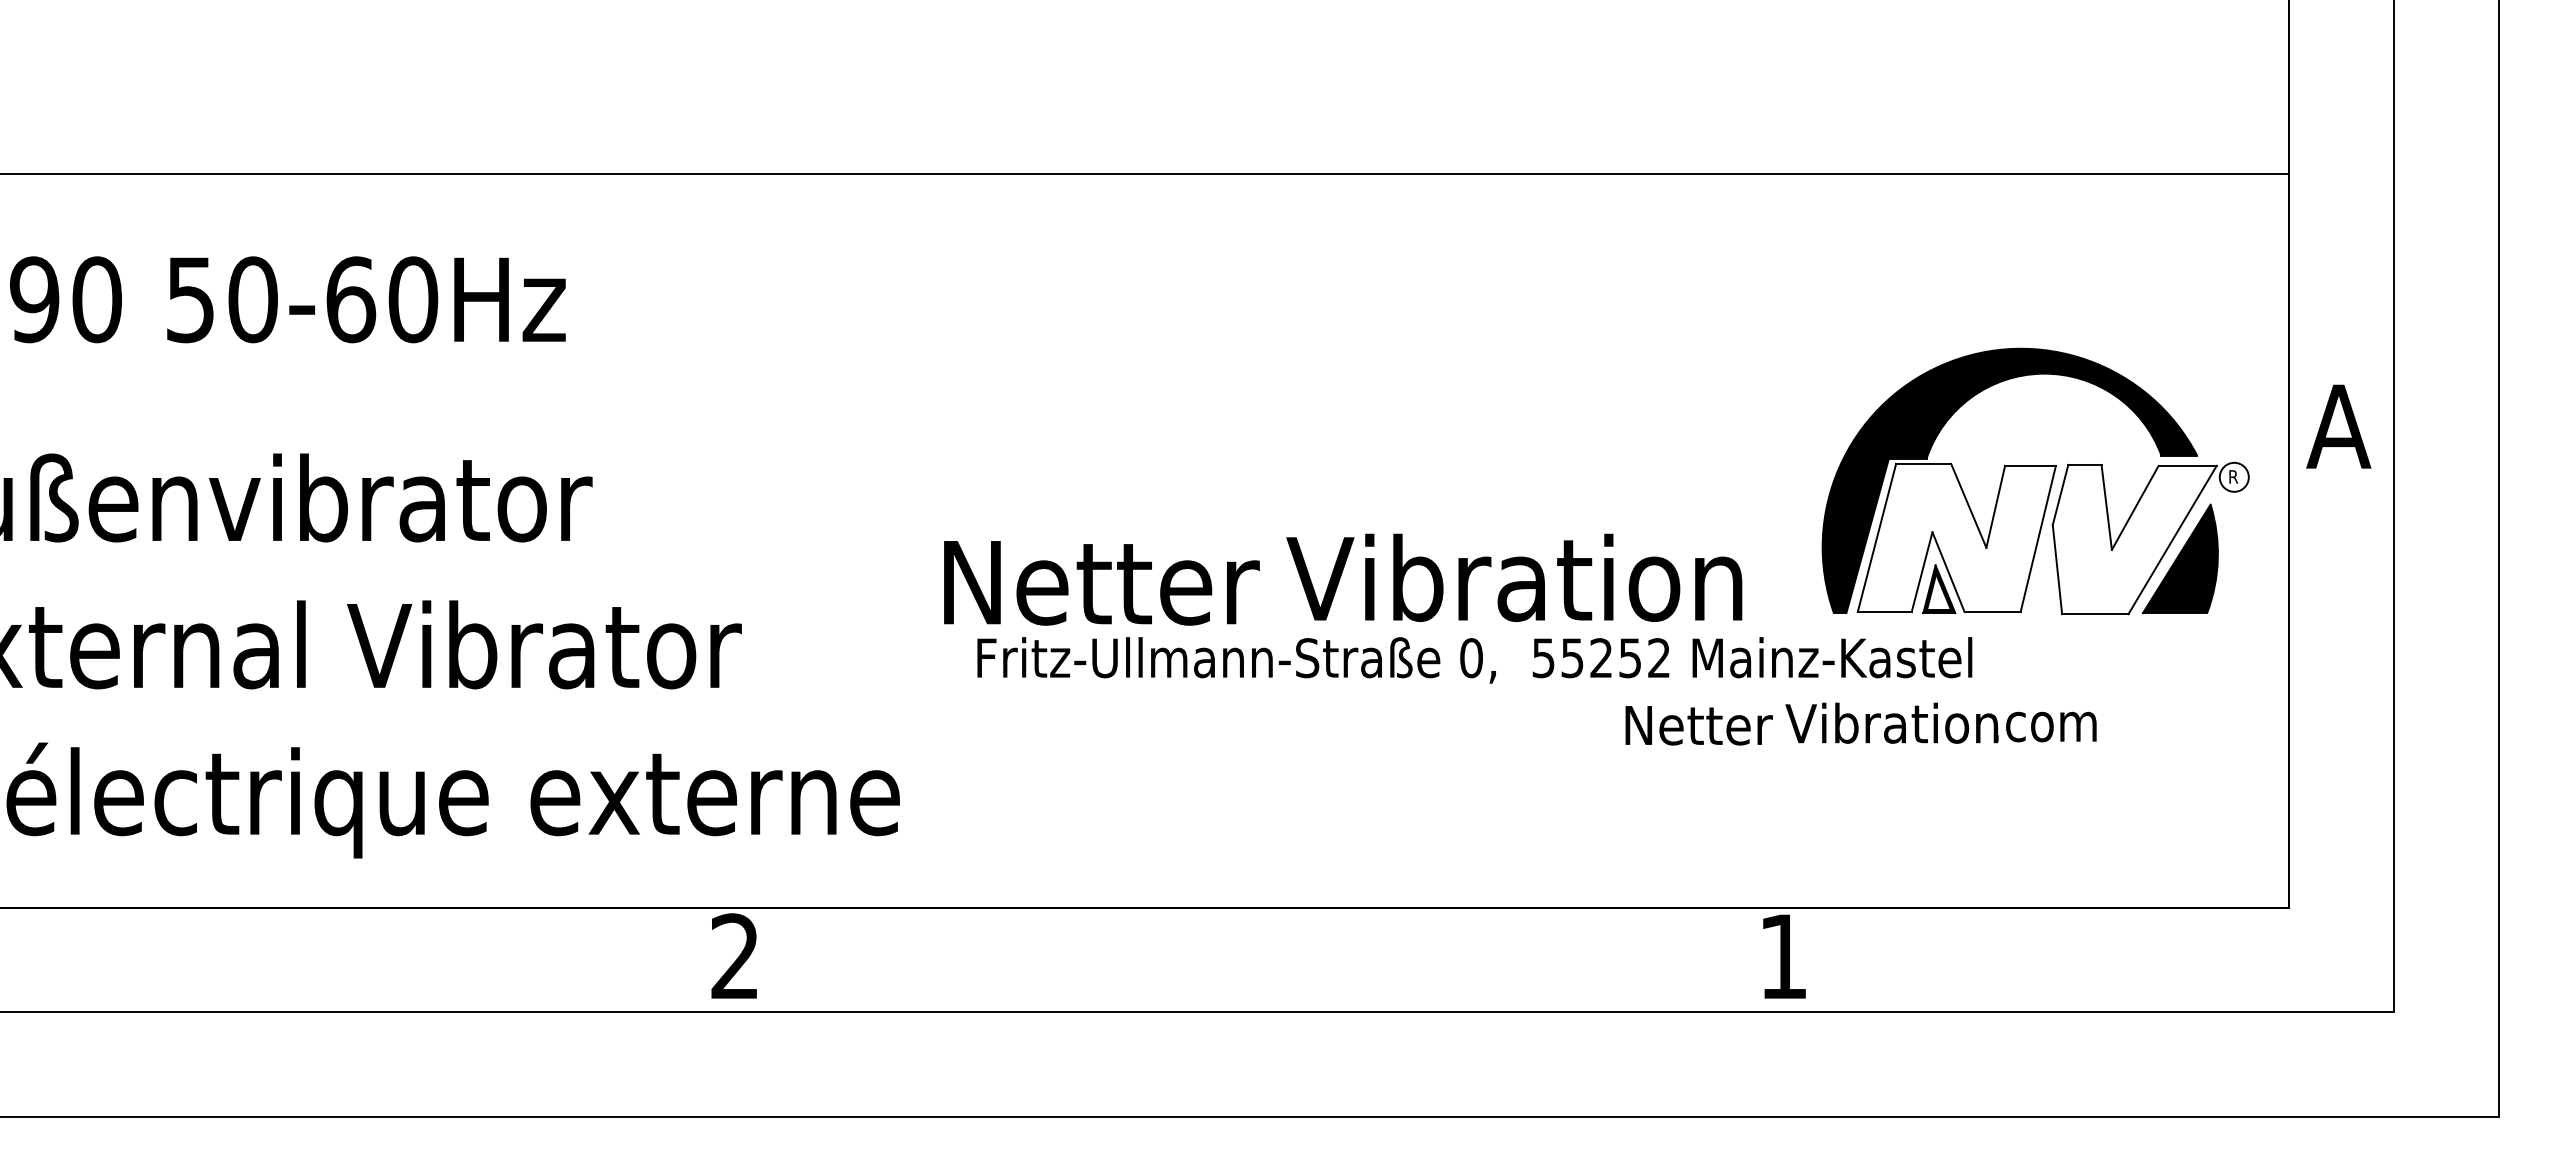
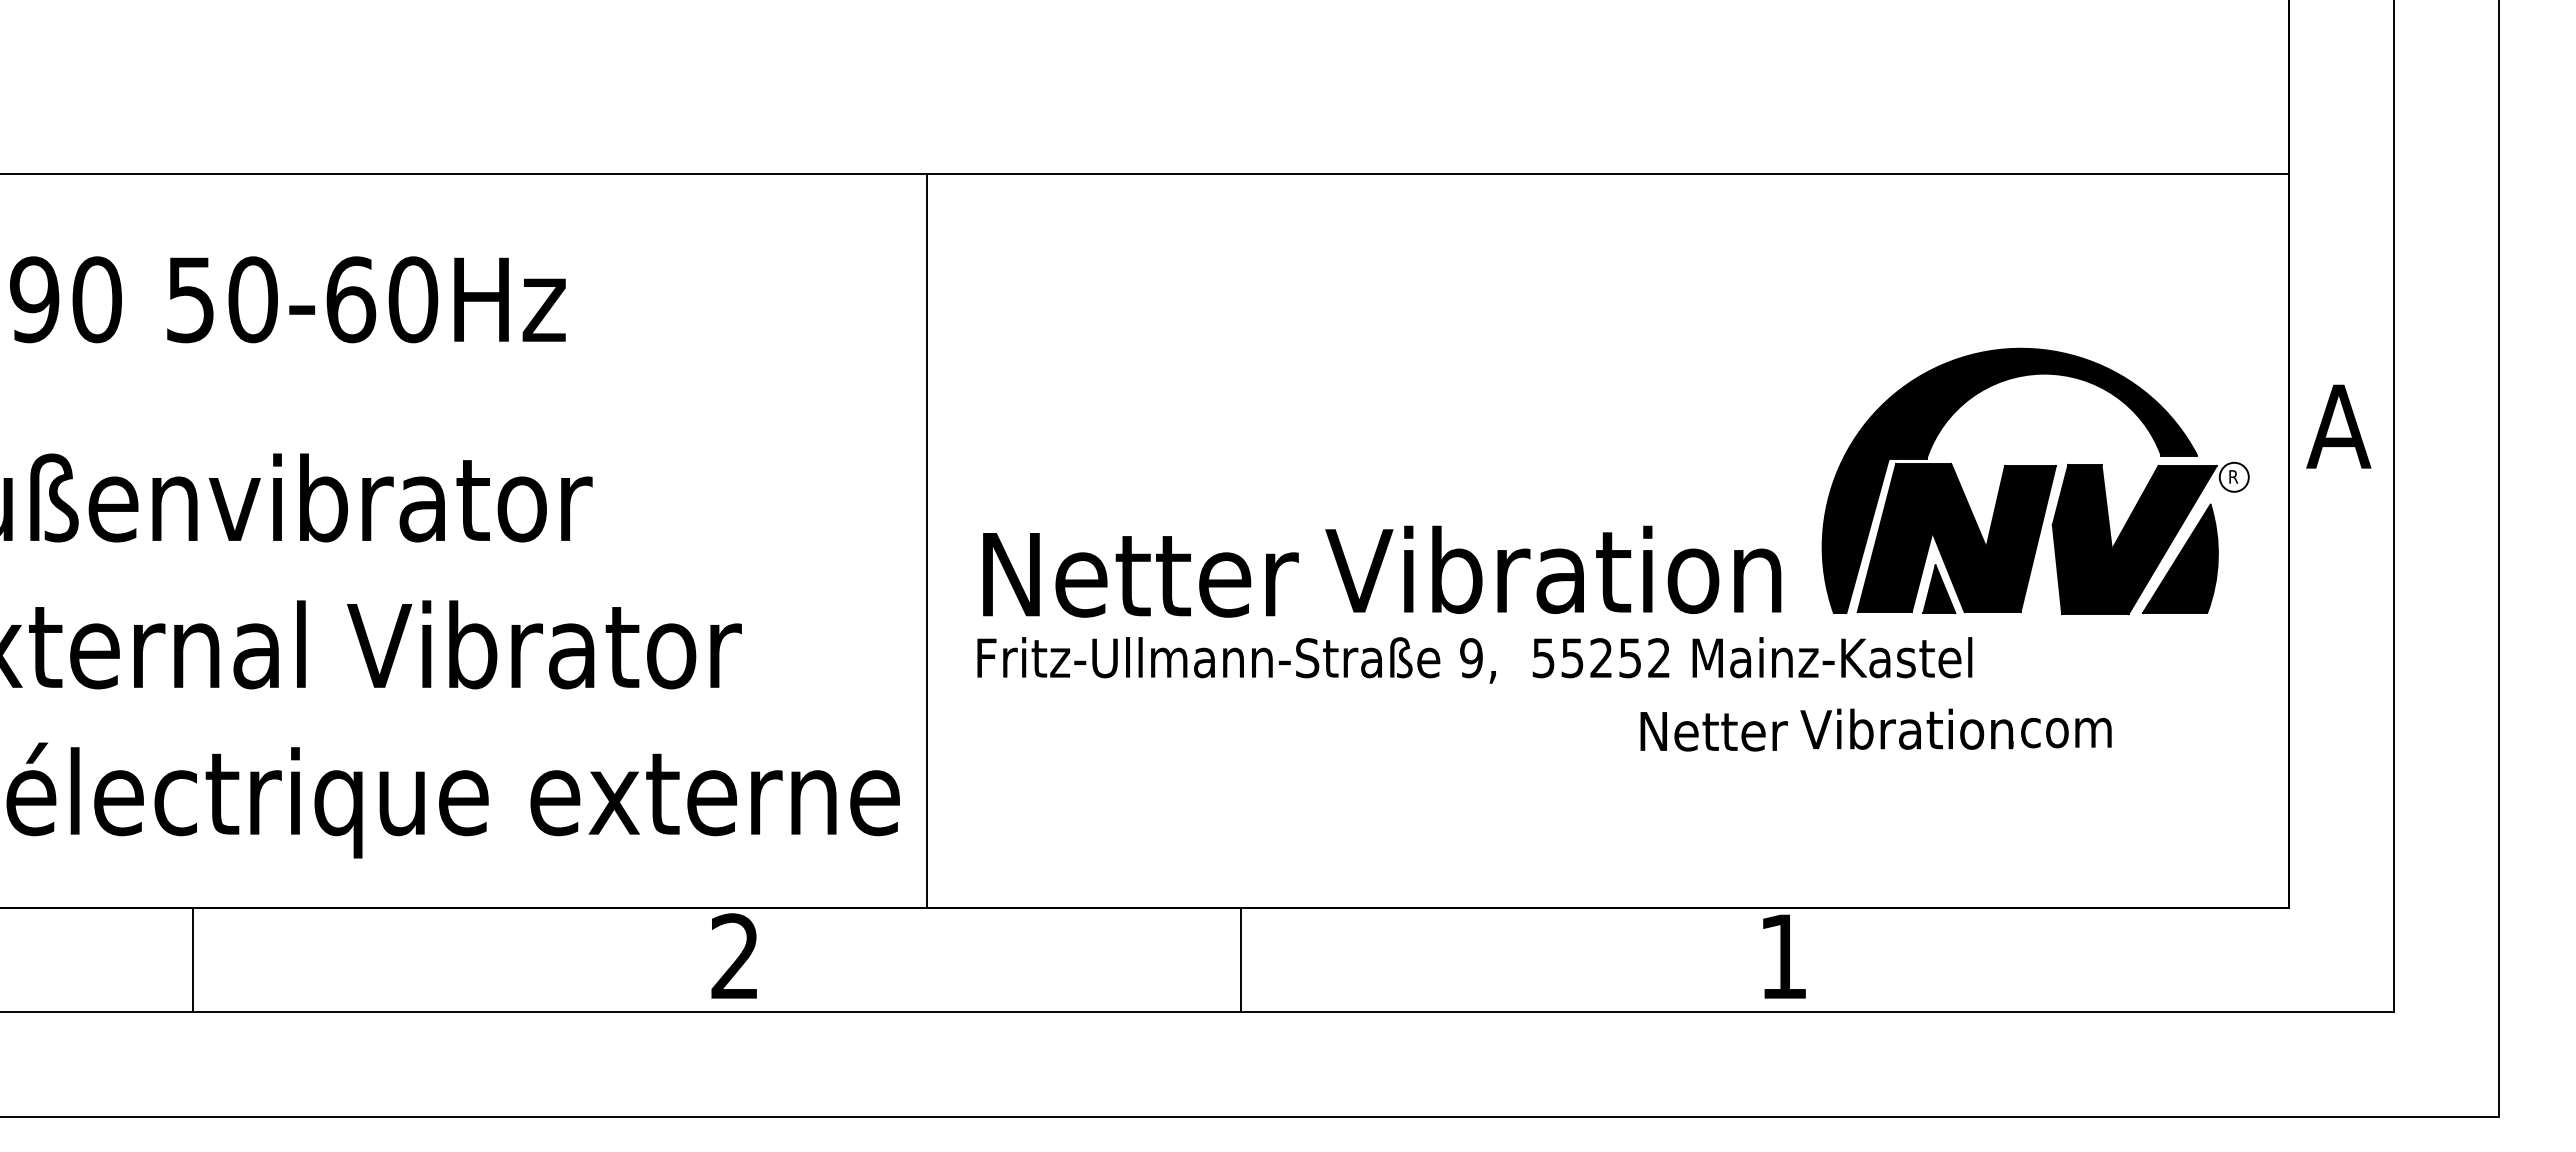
fill: none -> present (1956, 537)
fill: none -> present (2134, 539)
line: none -> present (926, 540)
text position: (1343, 579) -> (1382, 571) (1382, 571)
fill: none -> present (1938, 592)
text: 0, -> 9, (1471, 658)
text position: (1860, 723) -> (1875, 729) (1875, 729)
line: none -> present (192, 959)
line: none -> present (1240, 959)
